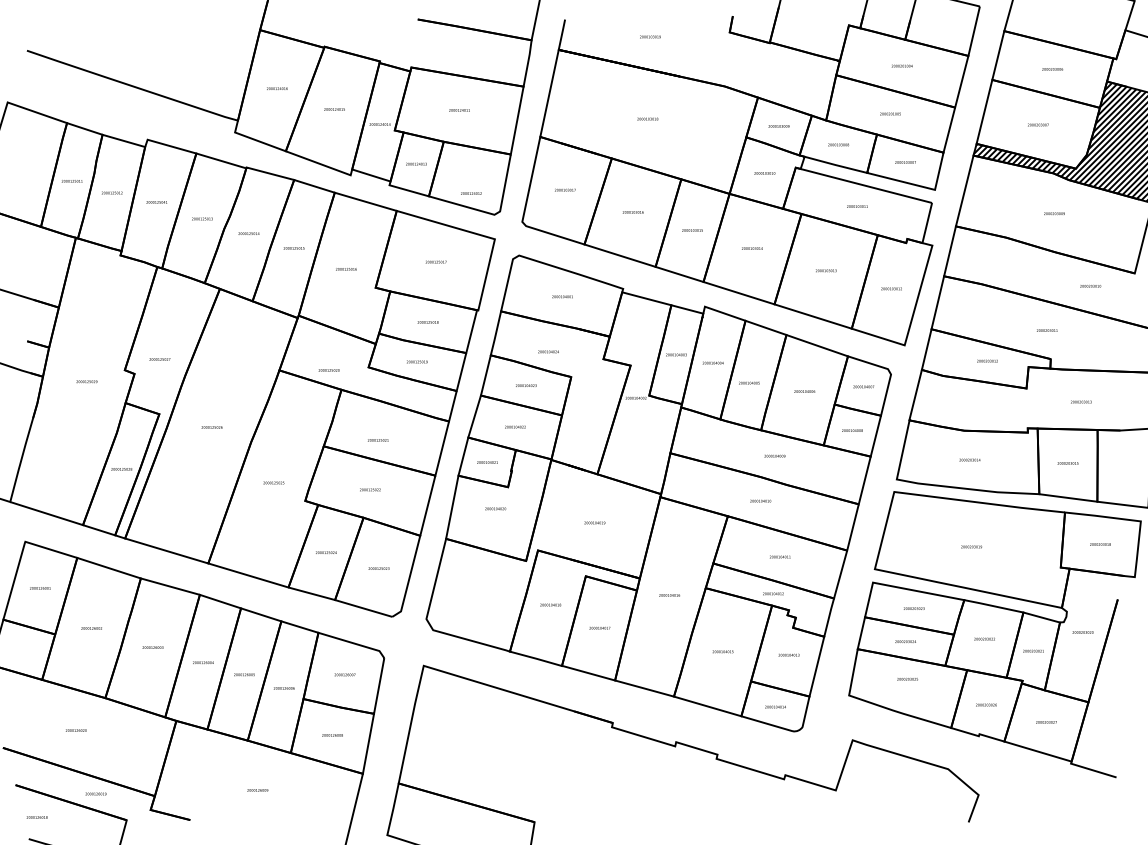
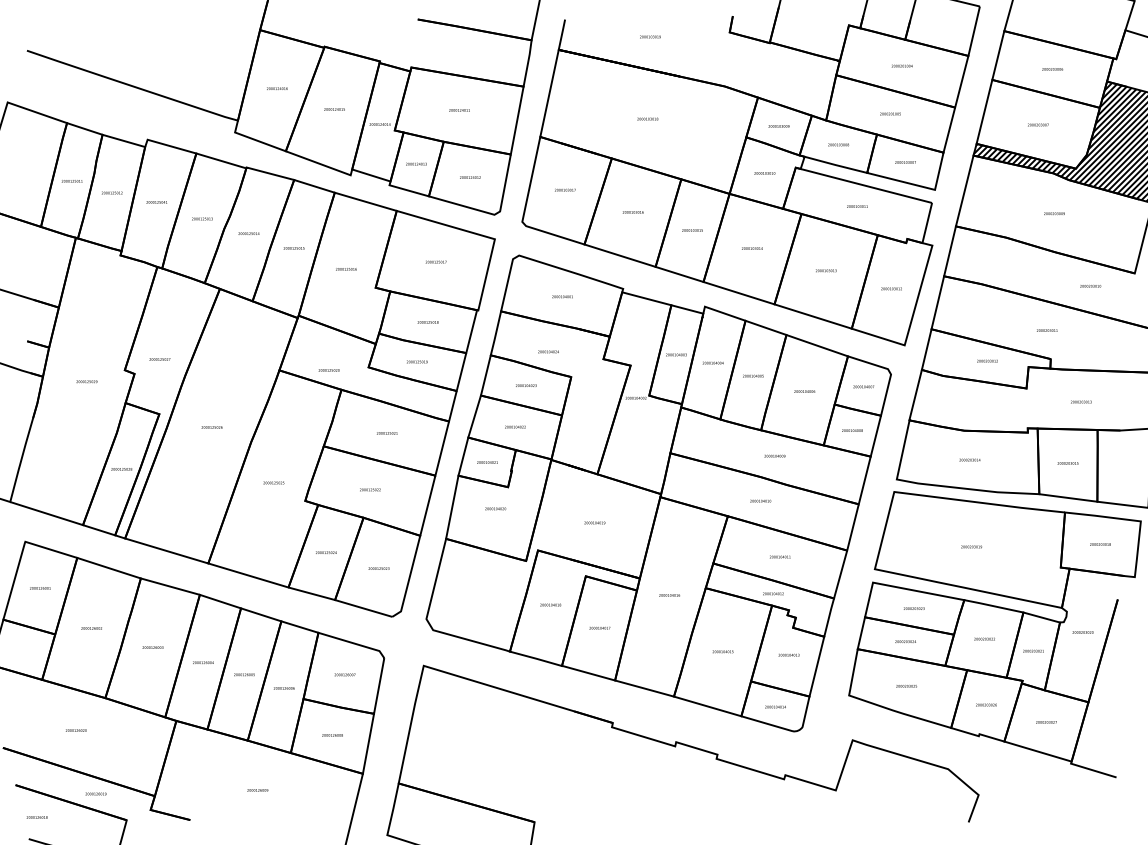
text position: (471, 193) -> (470, 177) (470, 177)
text position: (749, 382) -> (753, 375) (753, 375)
text position: (378, 440) -> (387, 433) (387, 433)
text position: (907, 679) -> (906, 686) (906, 686)
